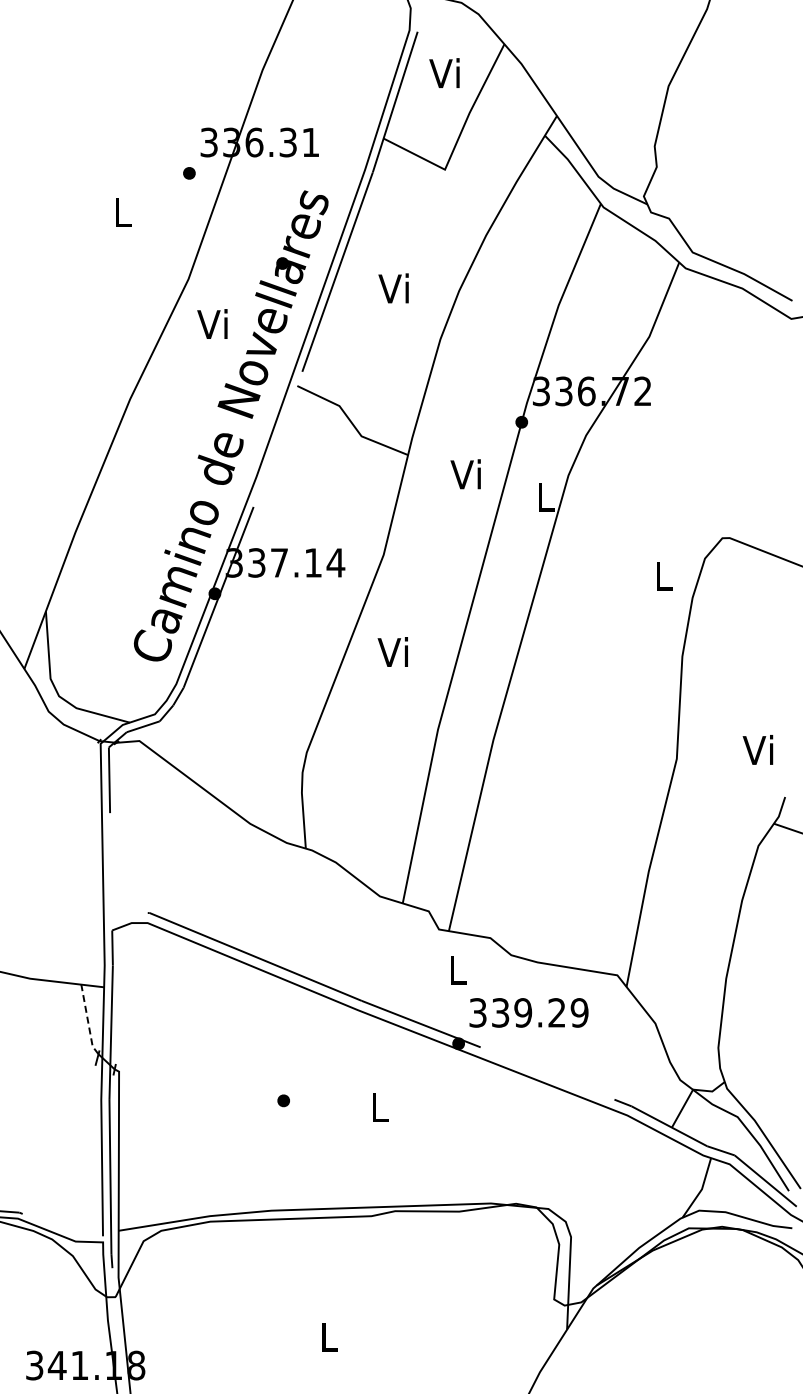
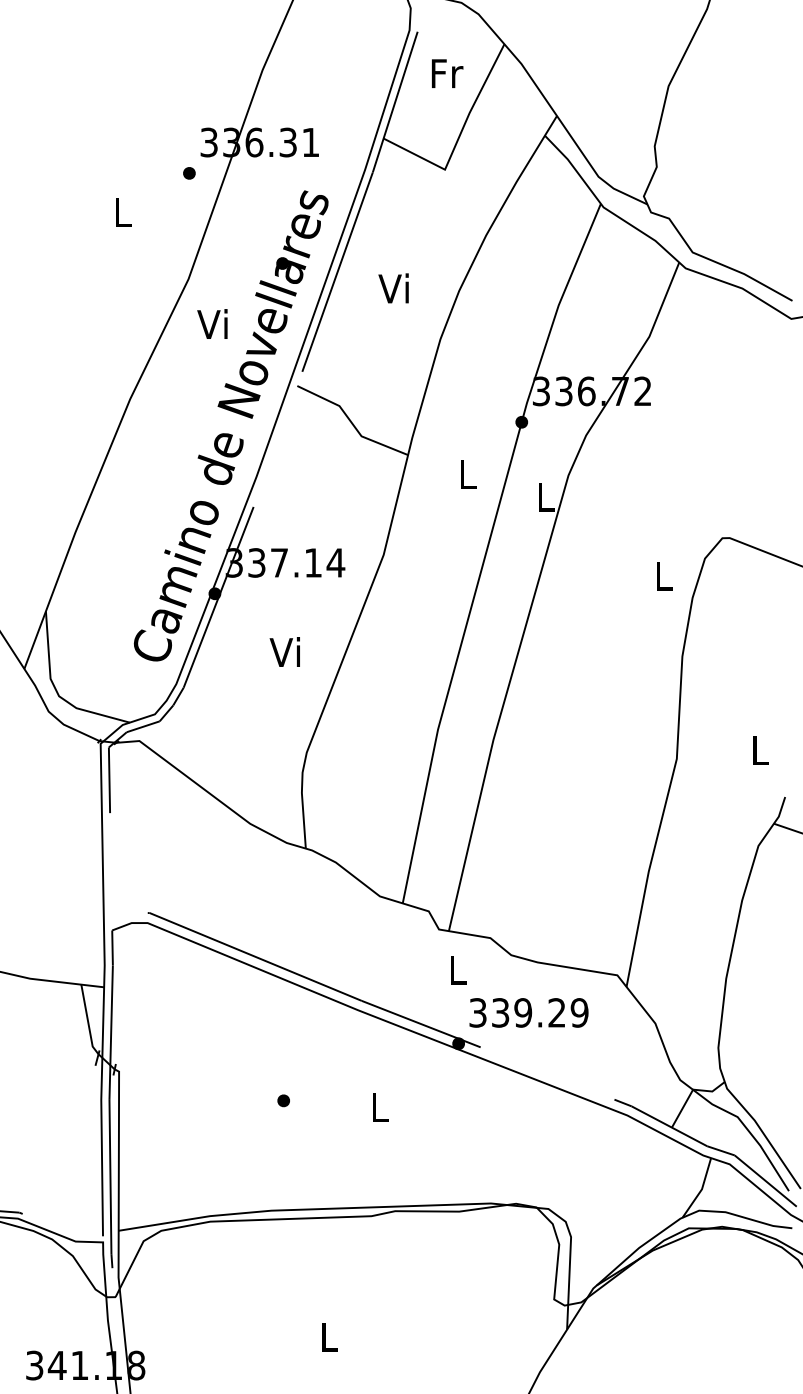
text: Vi -> Fr (446, 73)
text: Vi -> L (465, 474)
text position: (392, 651) -> (284, 651) (284, 651)
text: Vi -> L (757, 749)
line: dashed -> solid (87, 1020)
